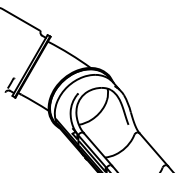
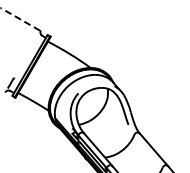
line: solid -> dashed (19, 18)
